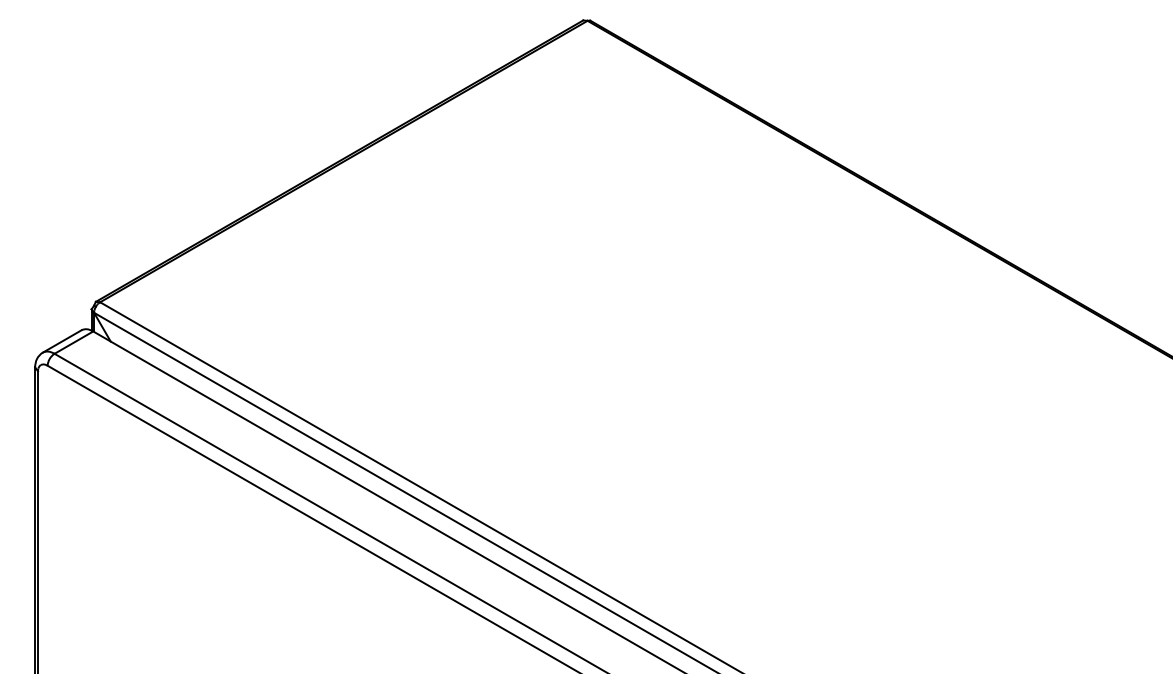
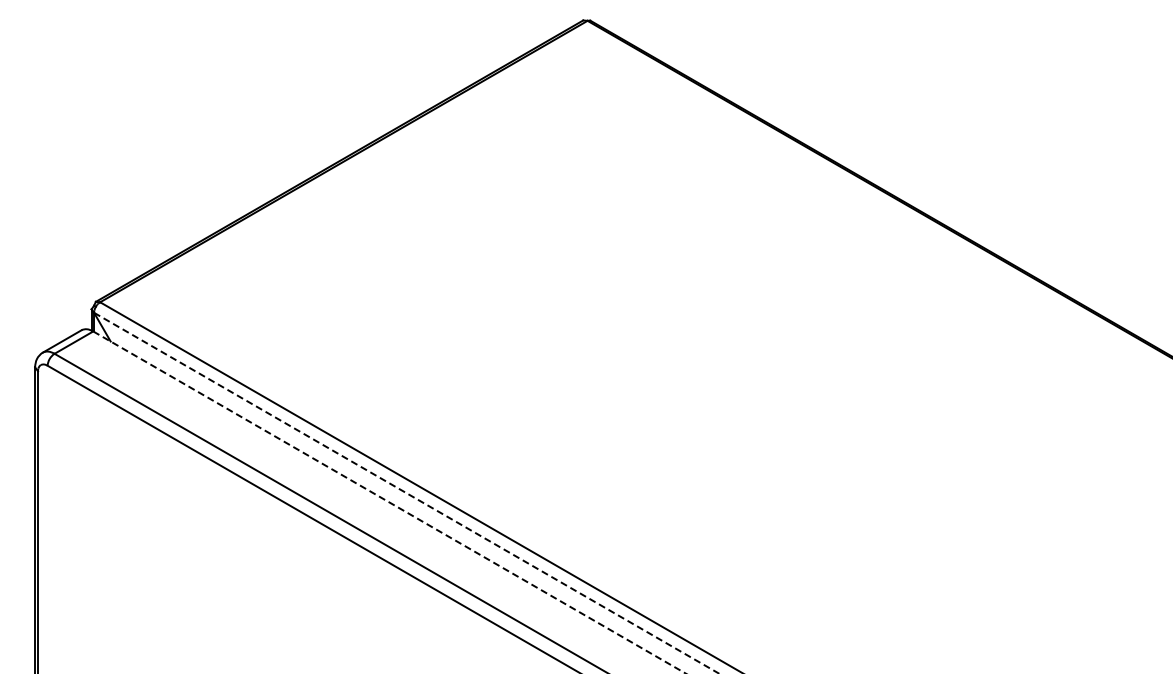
line: solid -> dashed (406, 493)
line: solid -> dashed (390, 502)
